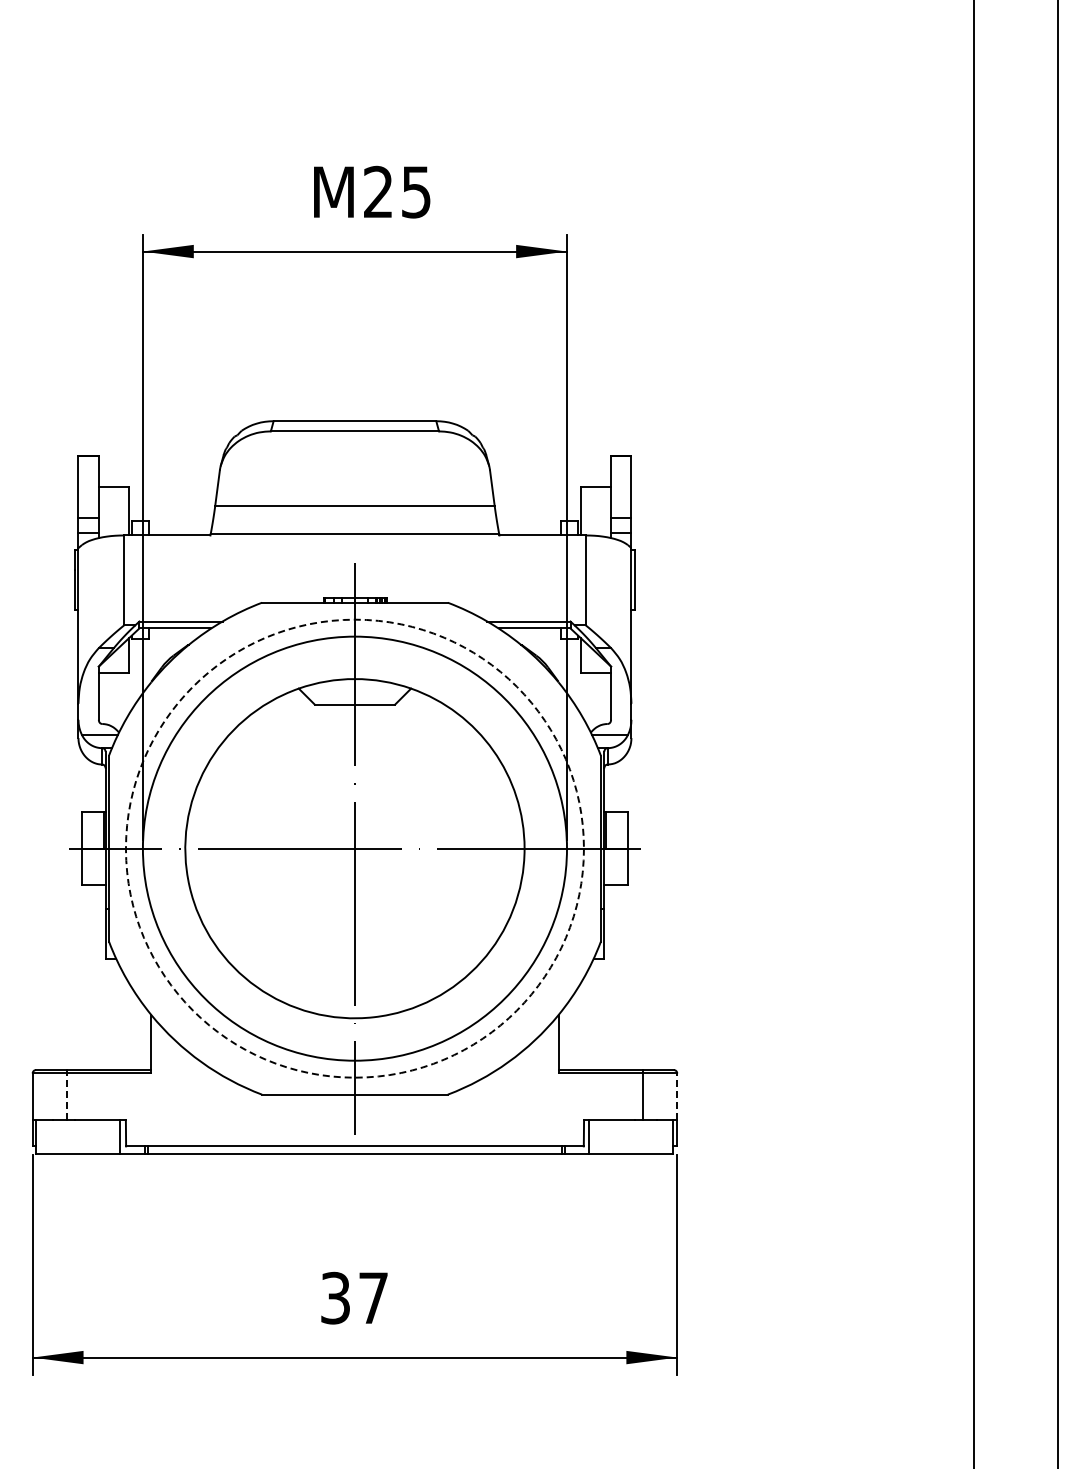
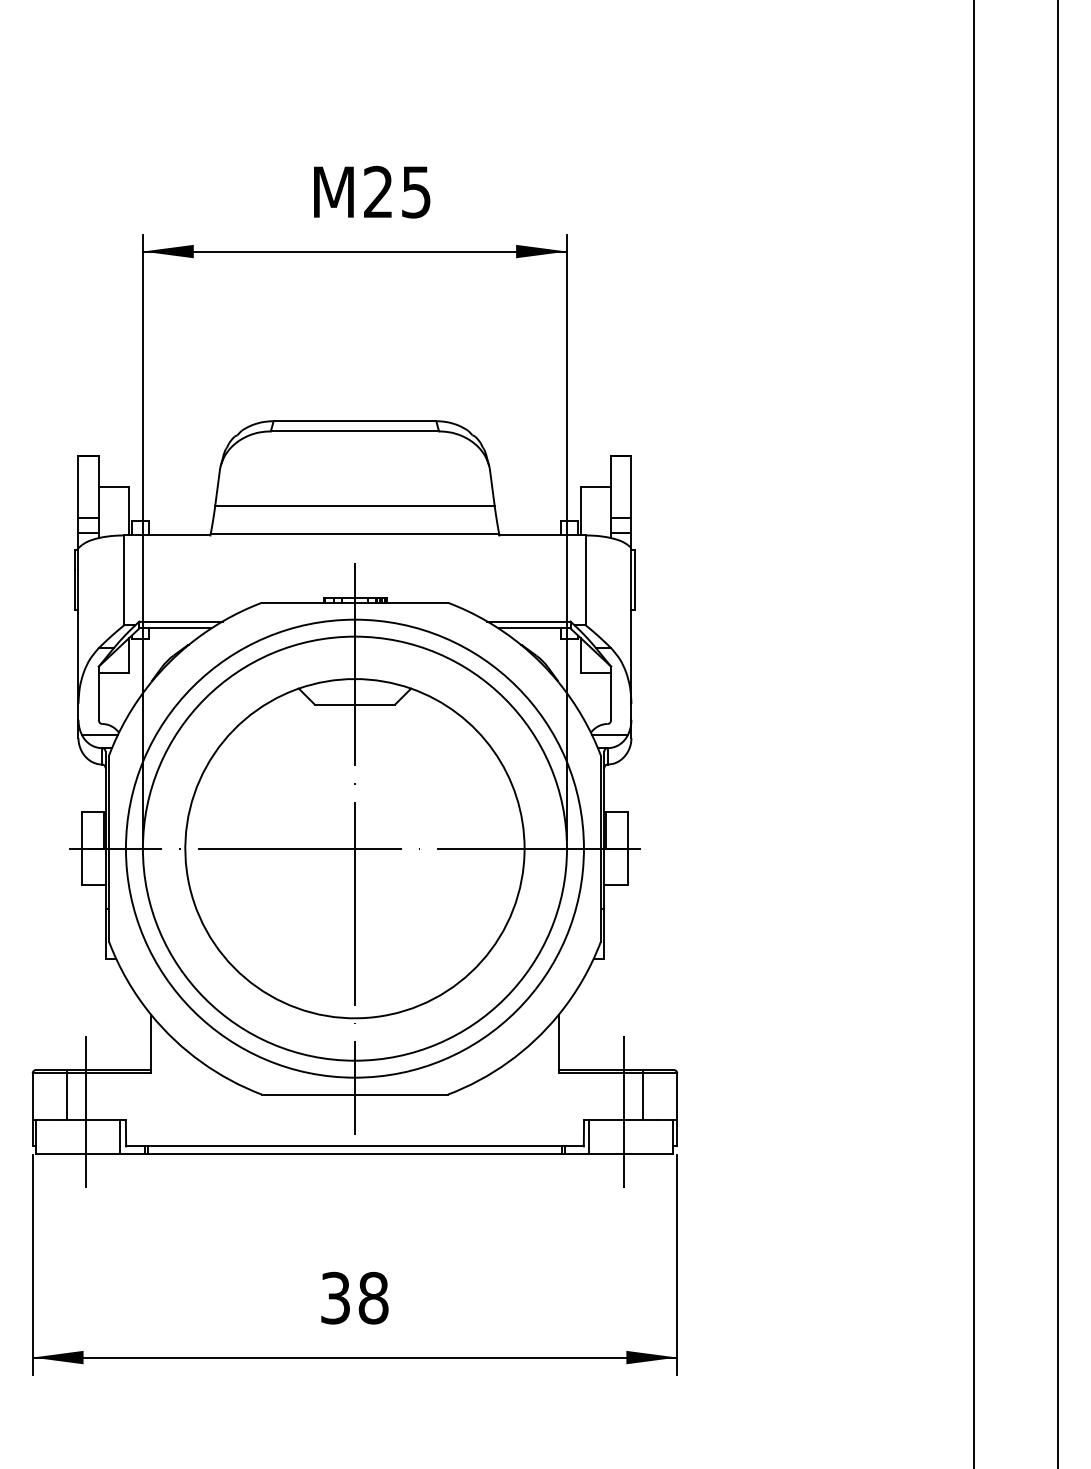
circle: dashed -> solid (354, 848)
line: dashed -> solid (66, 1096)
line: dashed -> solid (677, 1096)
line: none -> present (85, 1111)
line: none -> present (624, 1111)
text: 37 -> 38 (373, 1297)
